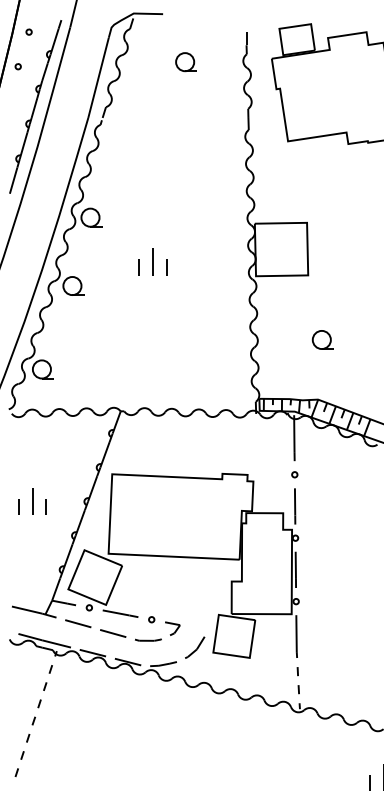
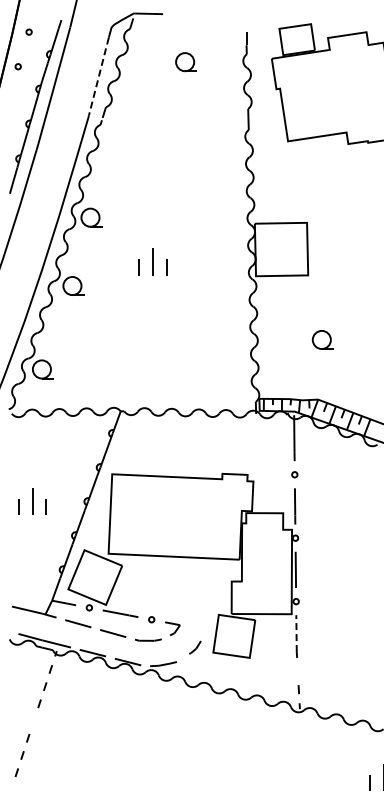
line: solid -> dashed (98, 78)
line: solid -> dashed (296, 633)
part size: 21x23 px -> 13x15 px (195, 647)
line: present -> none (297, 671)
line: present -> none (33, 720)
